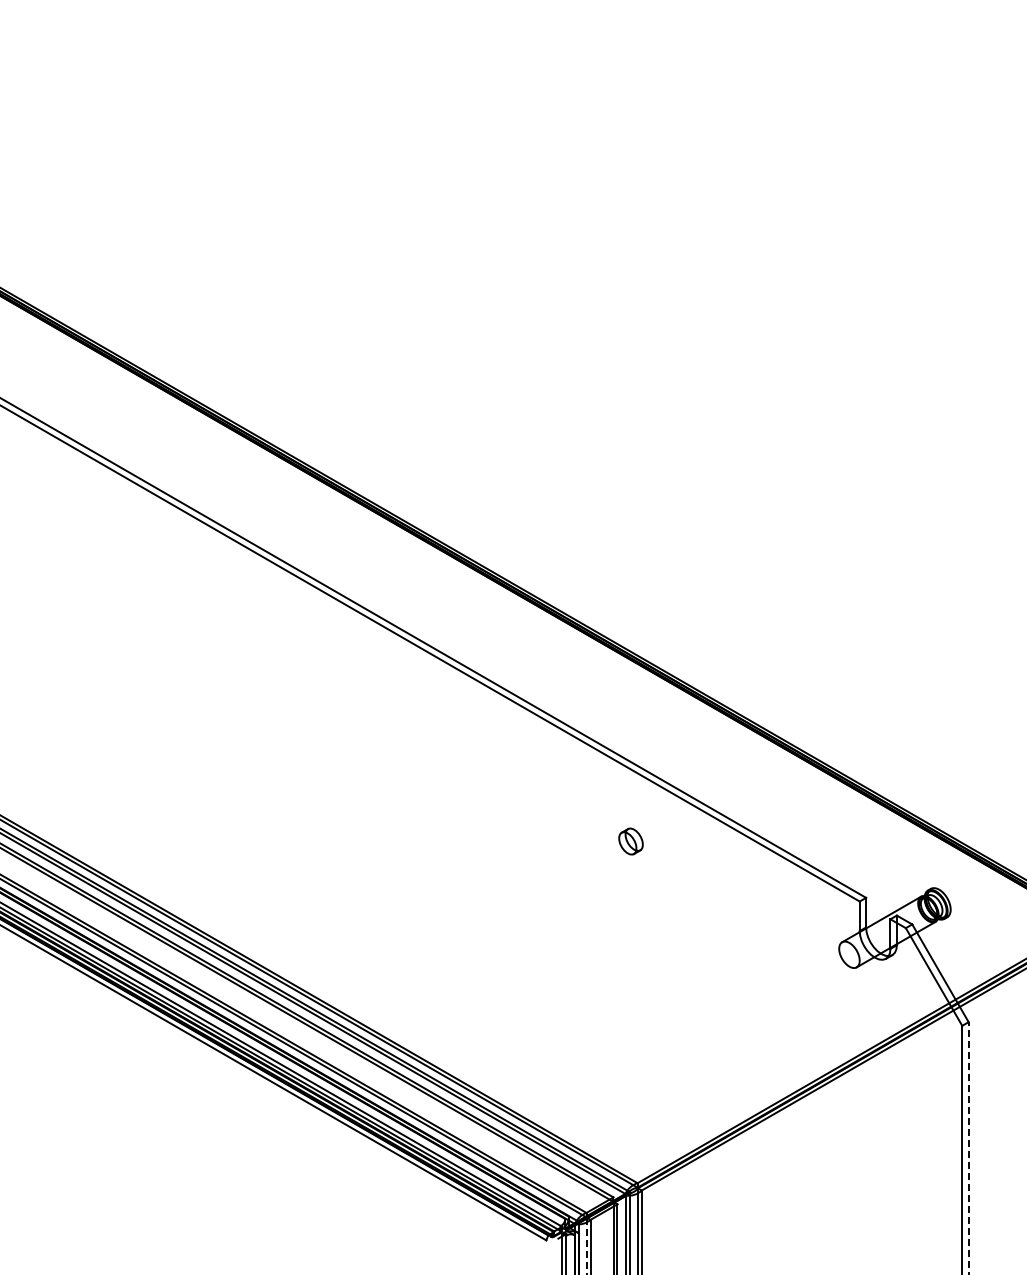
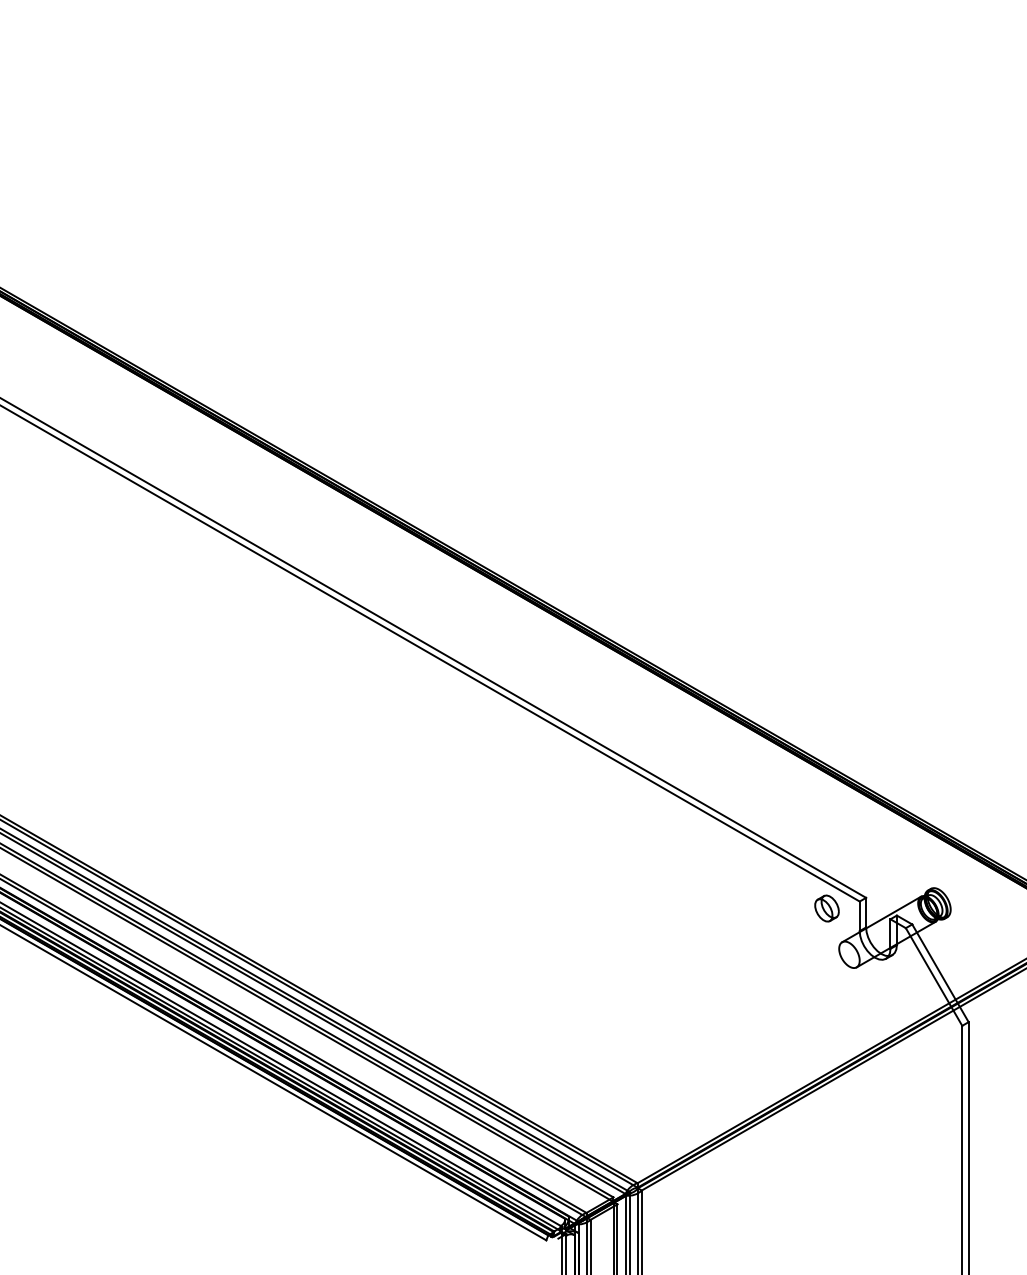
part position: (630, 841) -> (826, 908) (826, 908)
line: dashed -> solid (968, 1148)
line: dashed -> solid (586, 1246)
